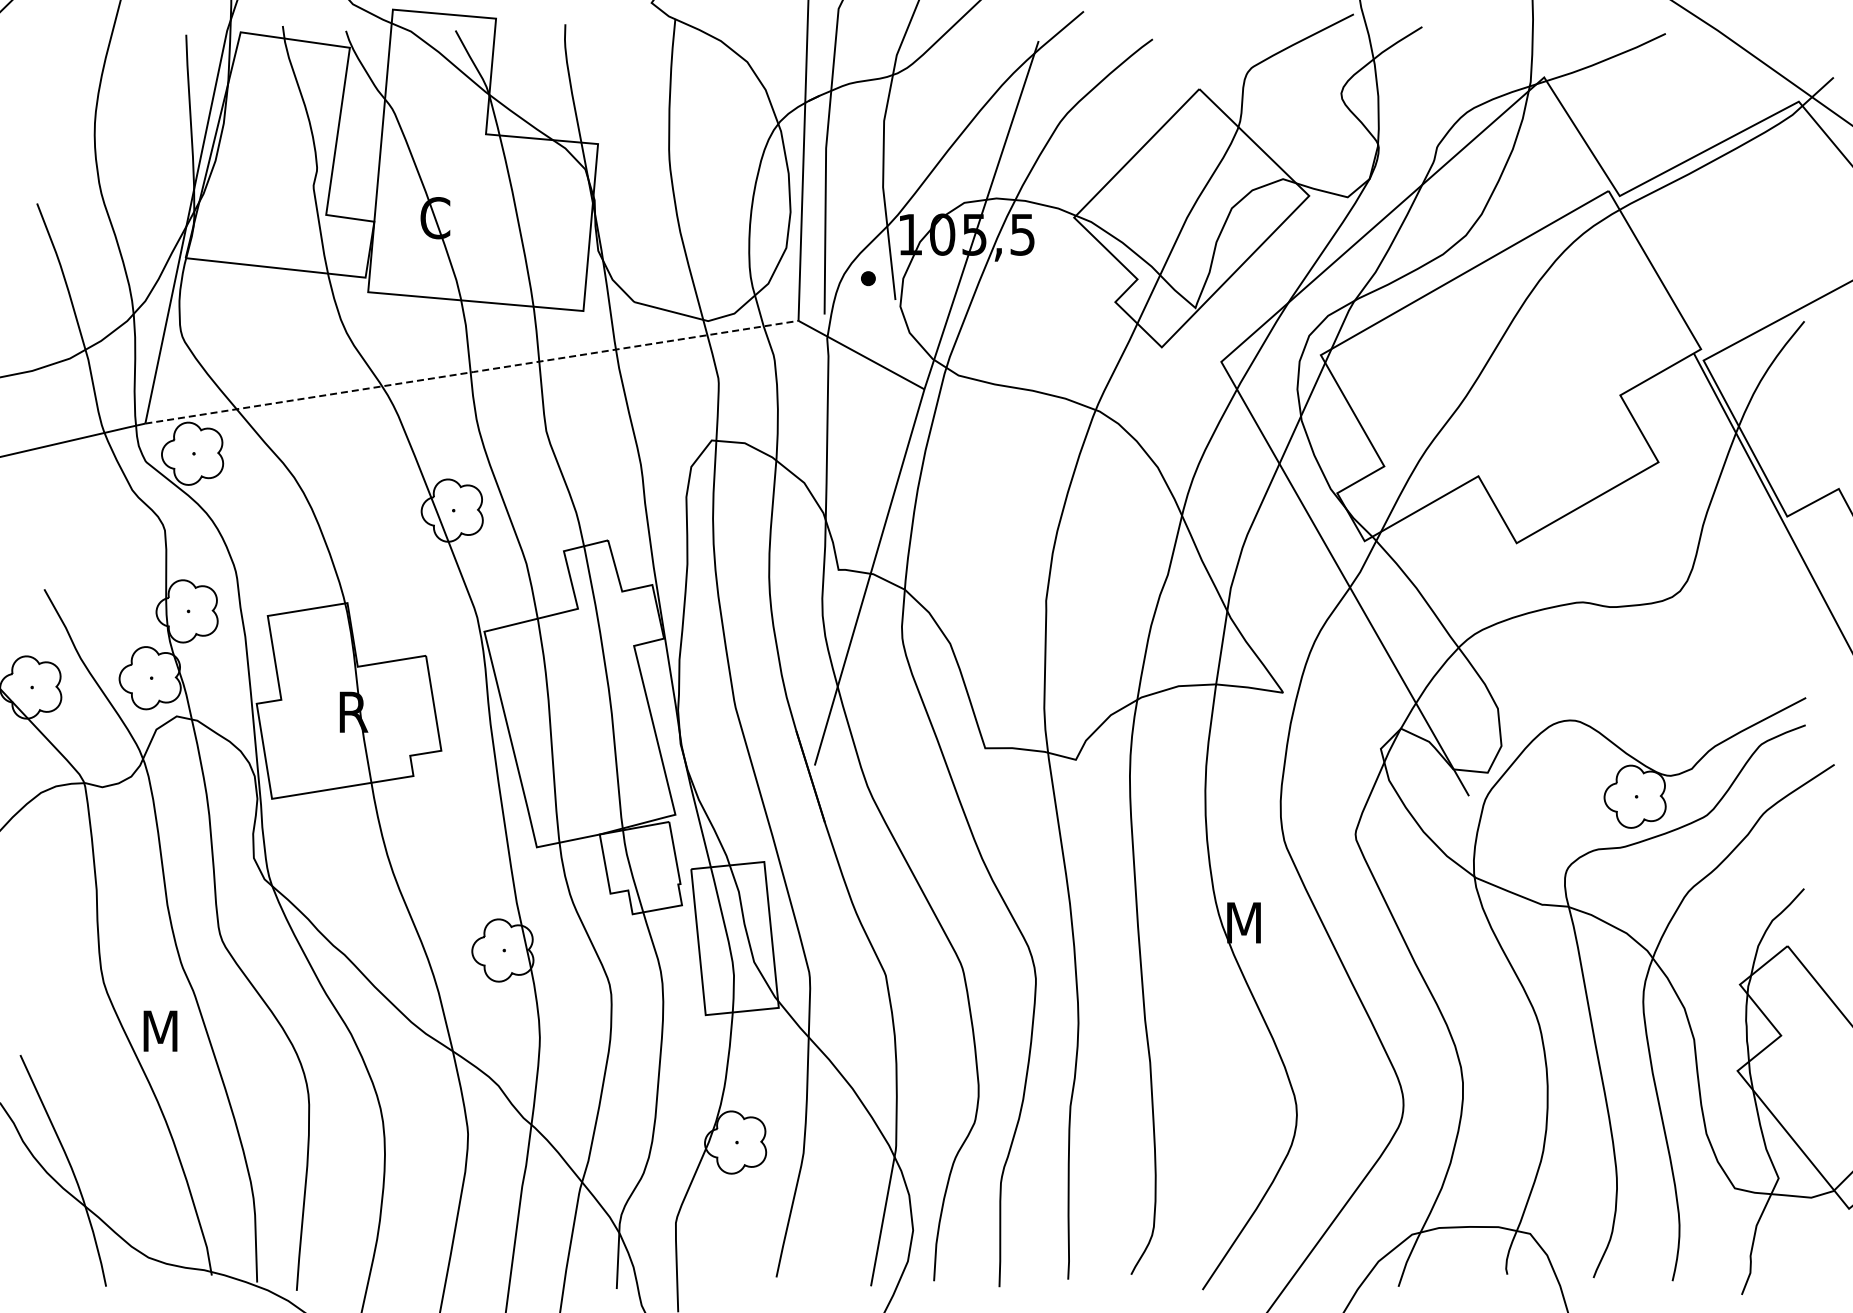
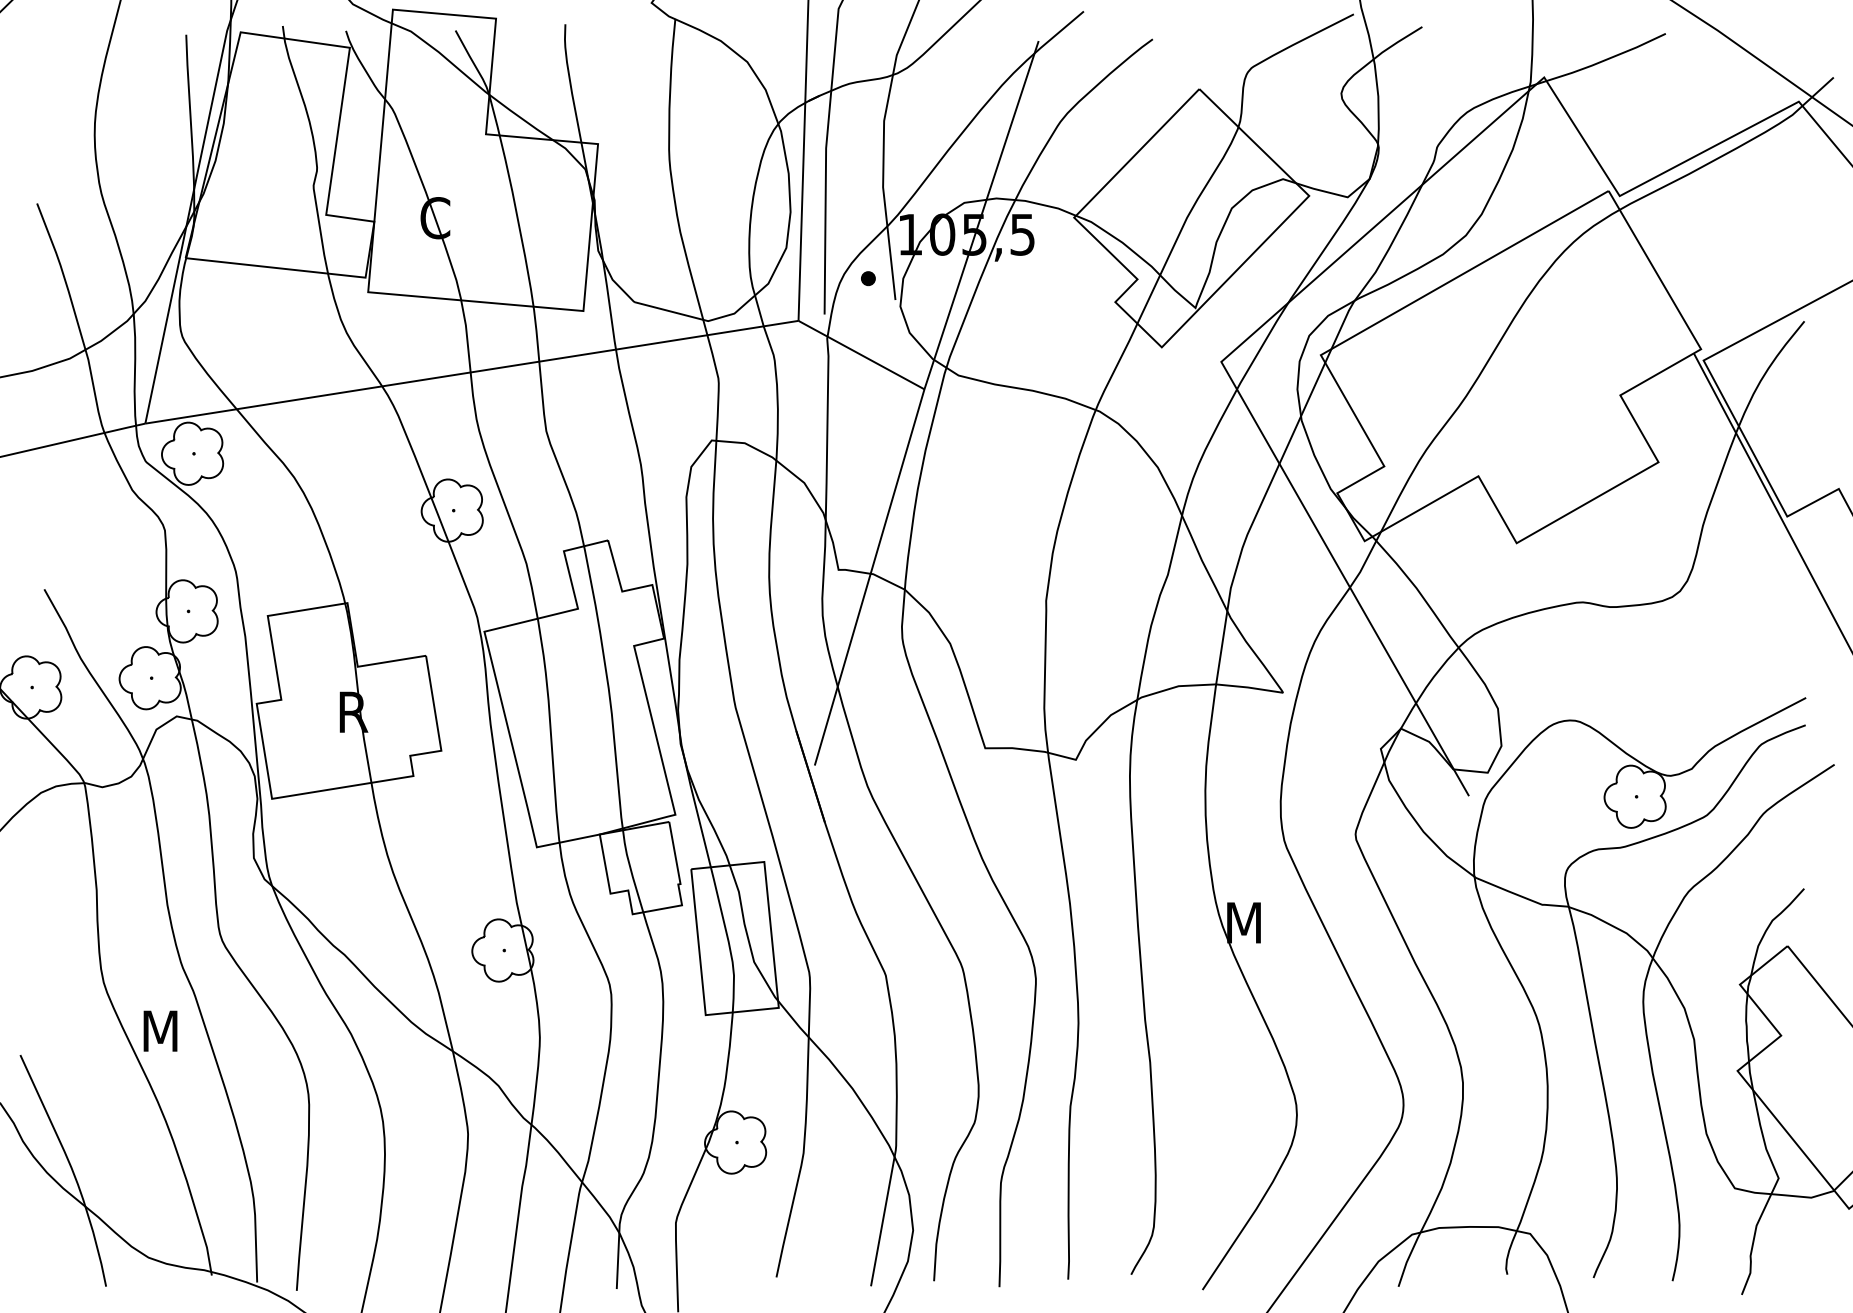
line: dashed -> solid (472, 372)
